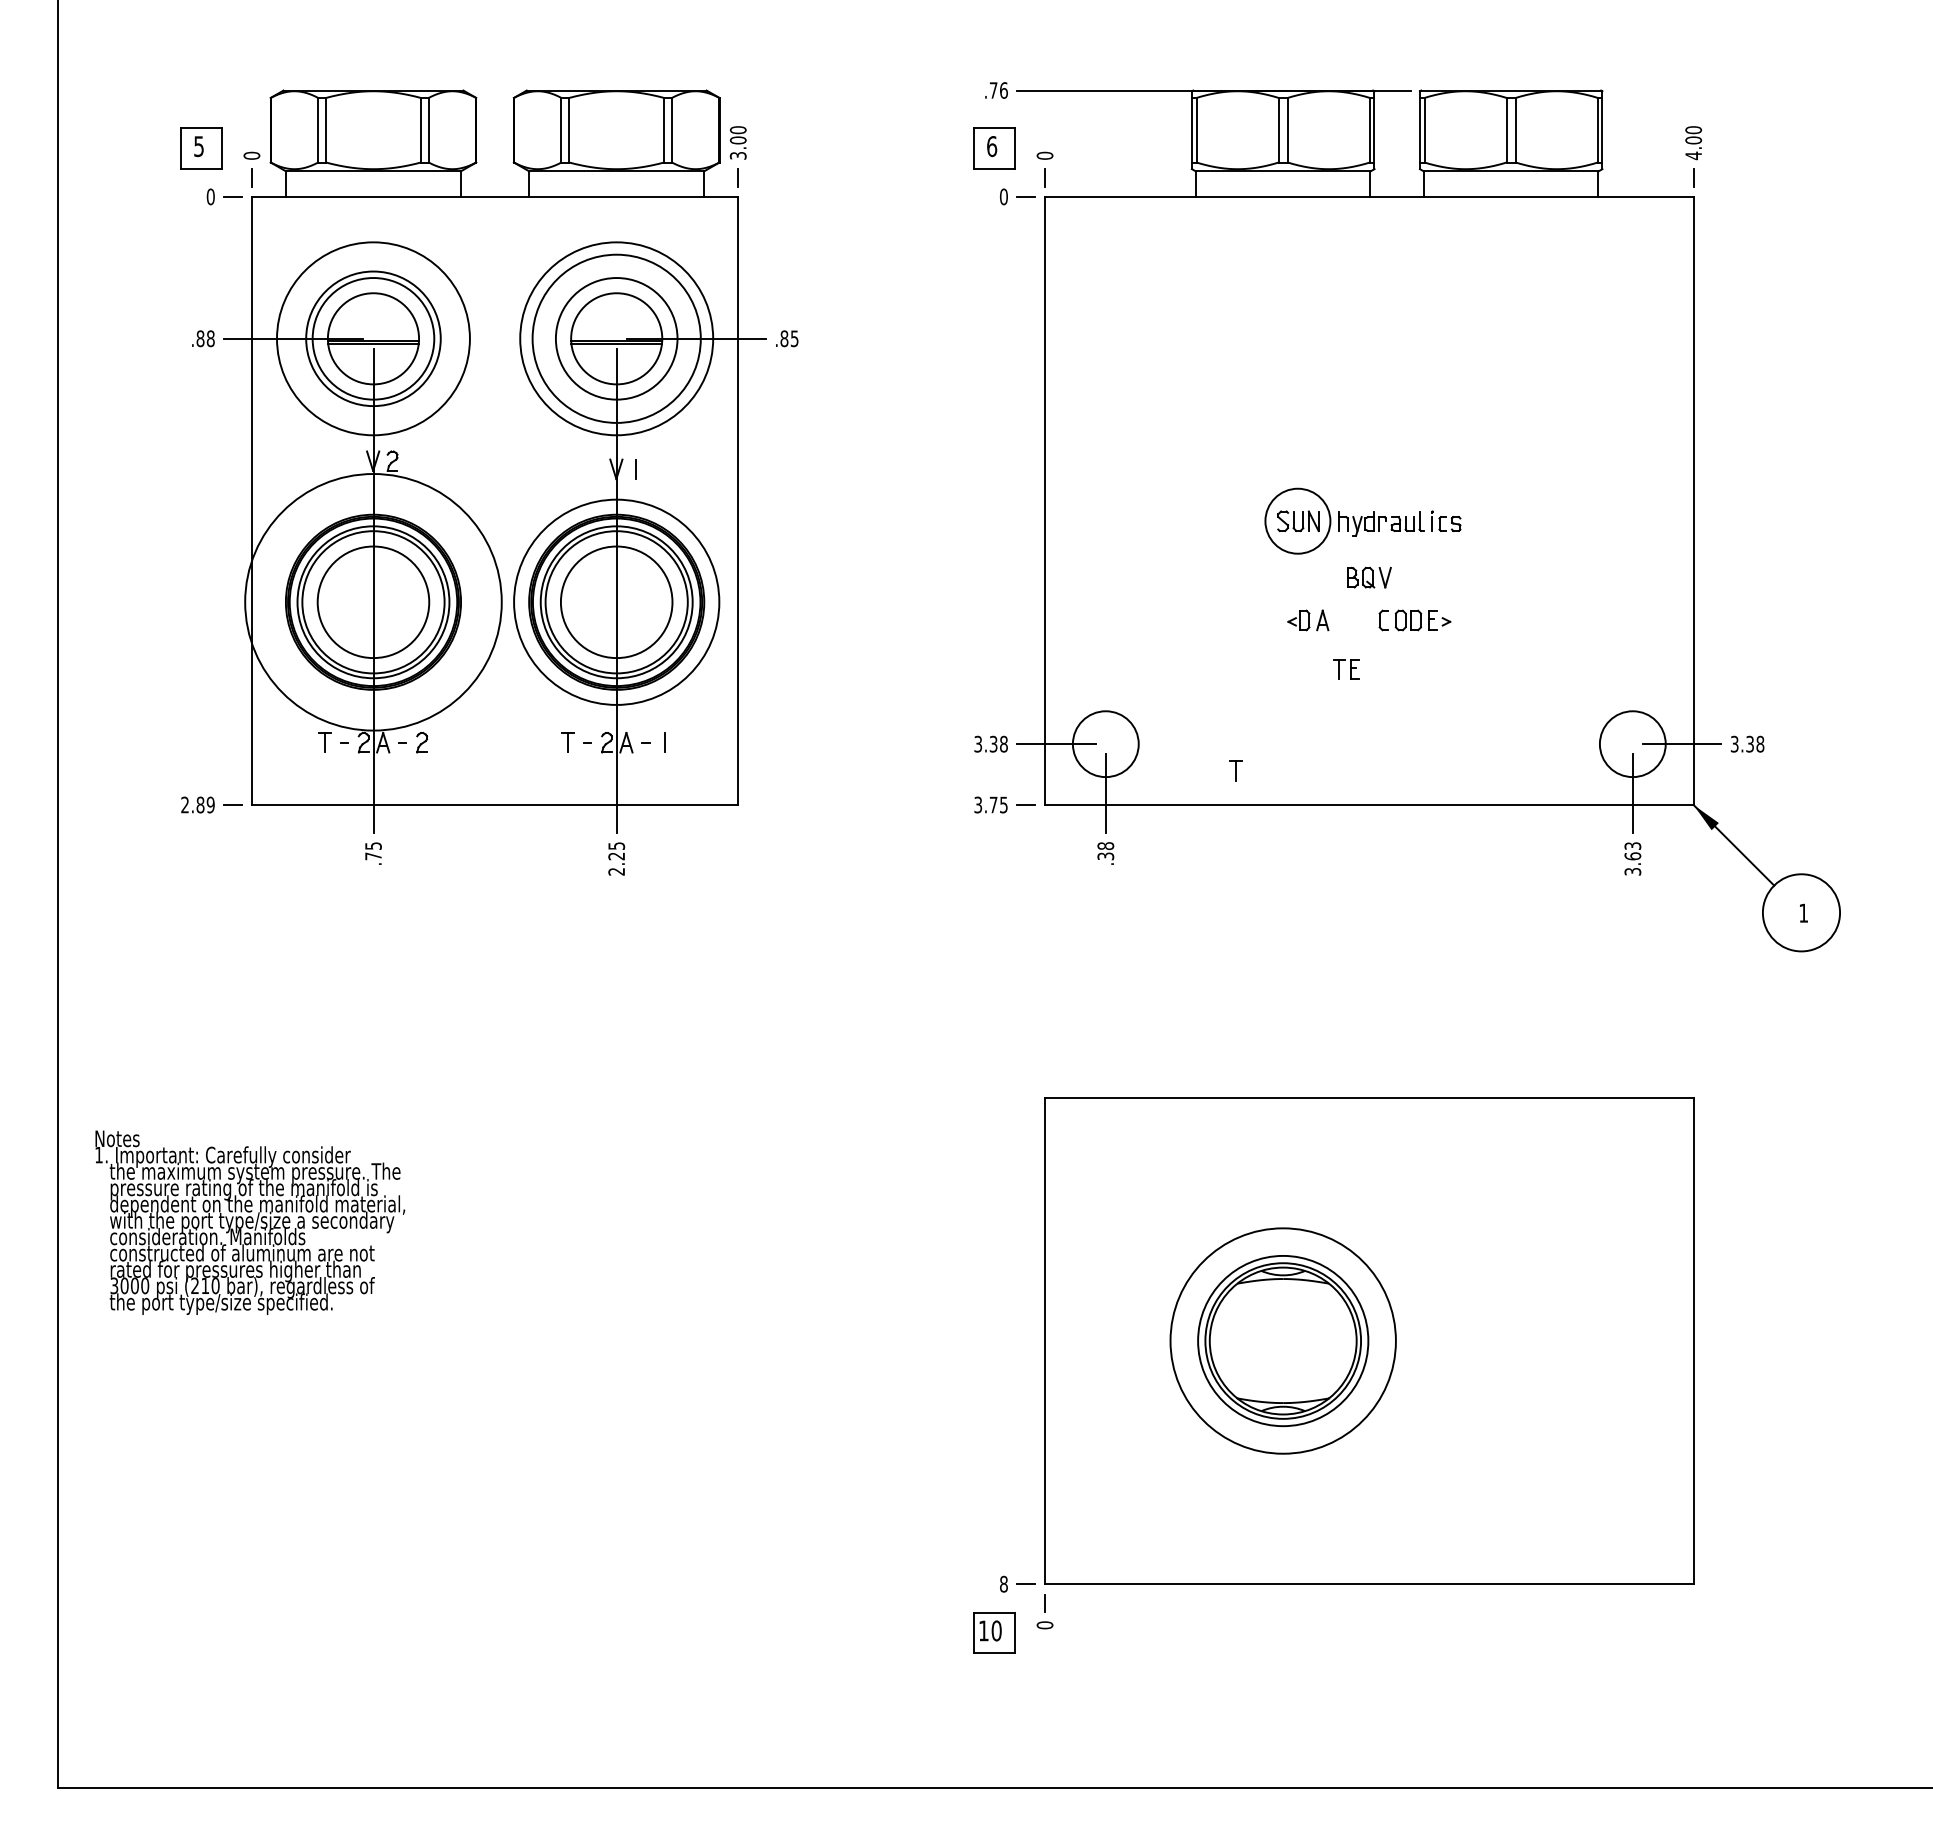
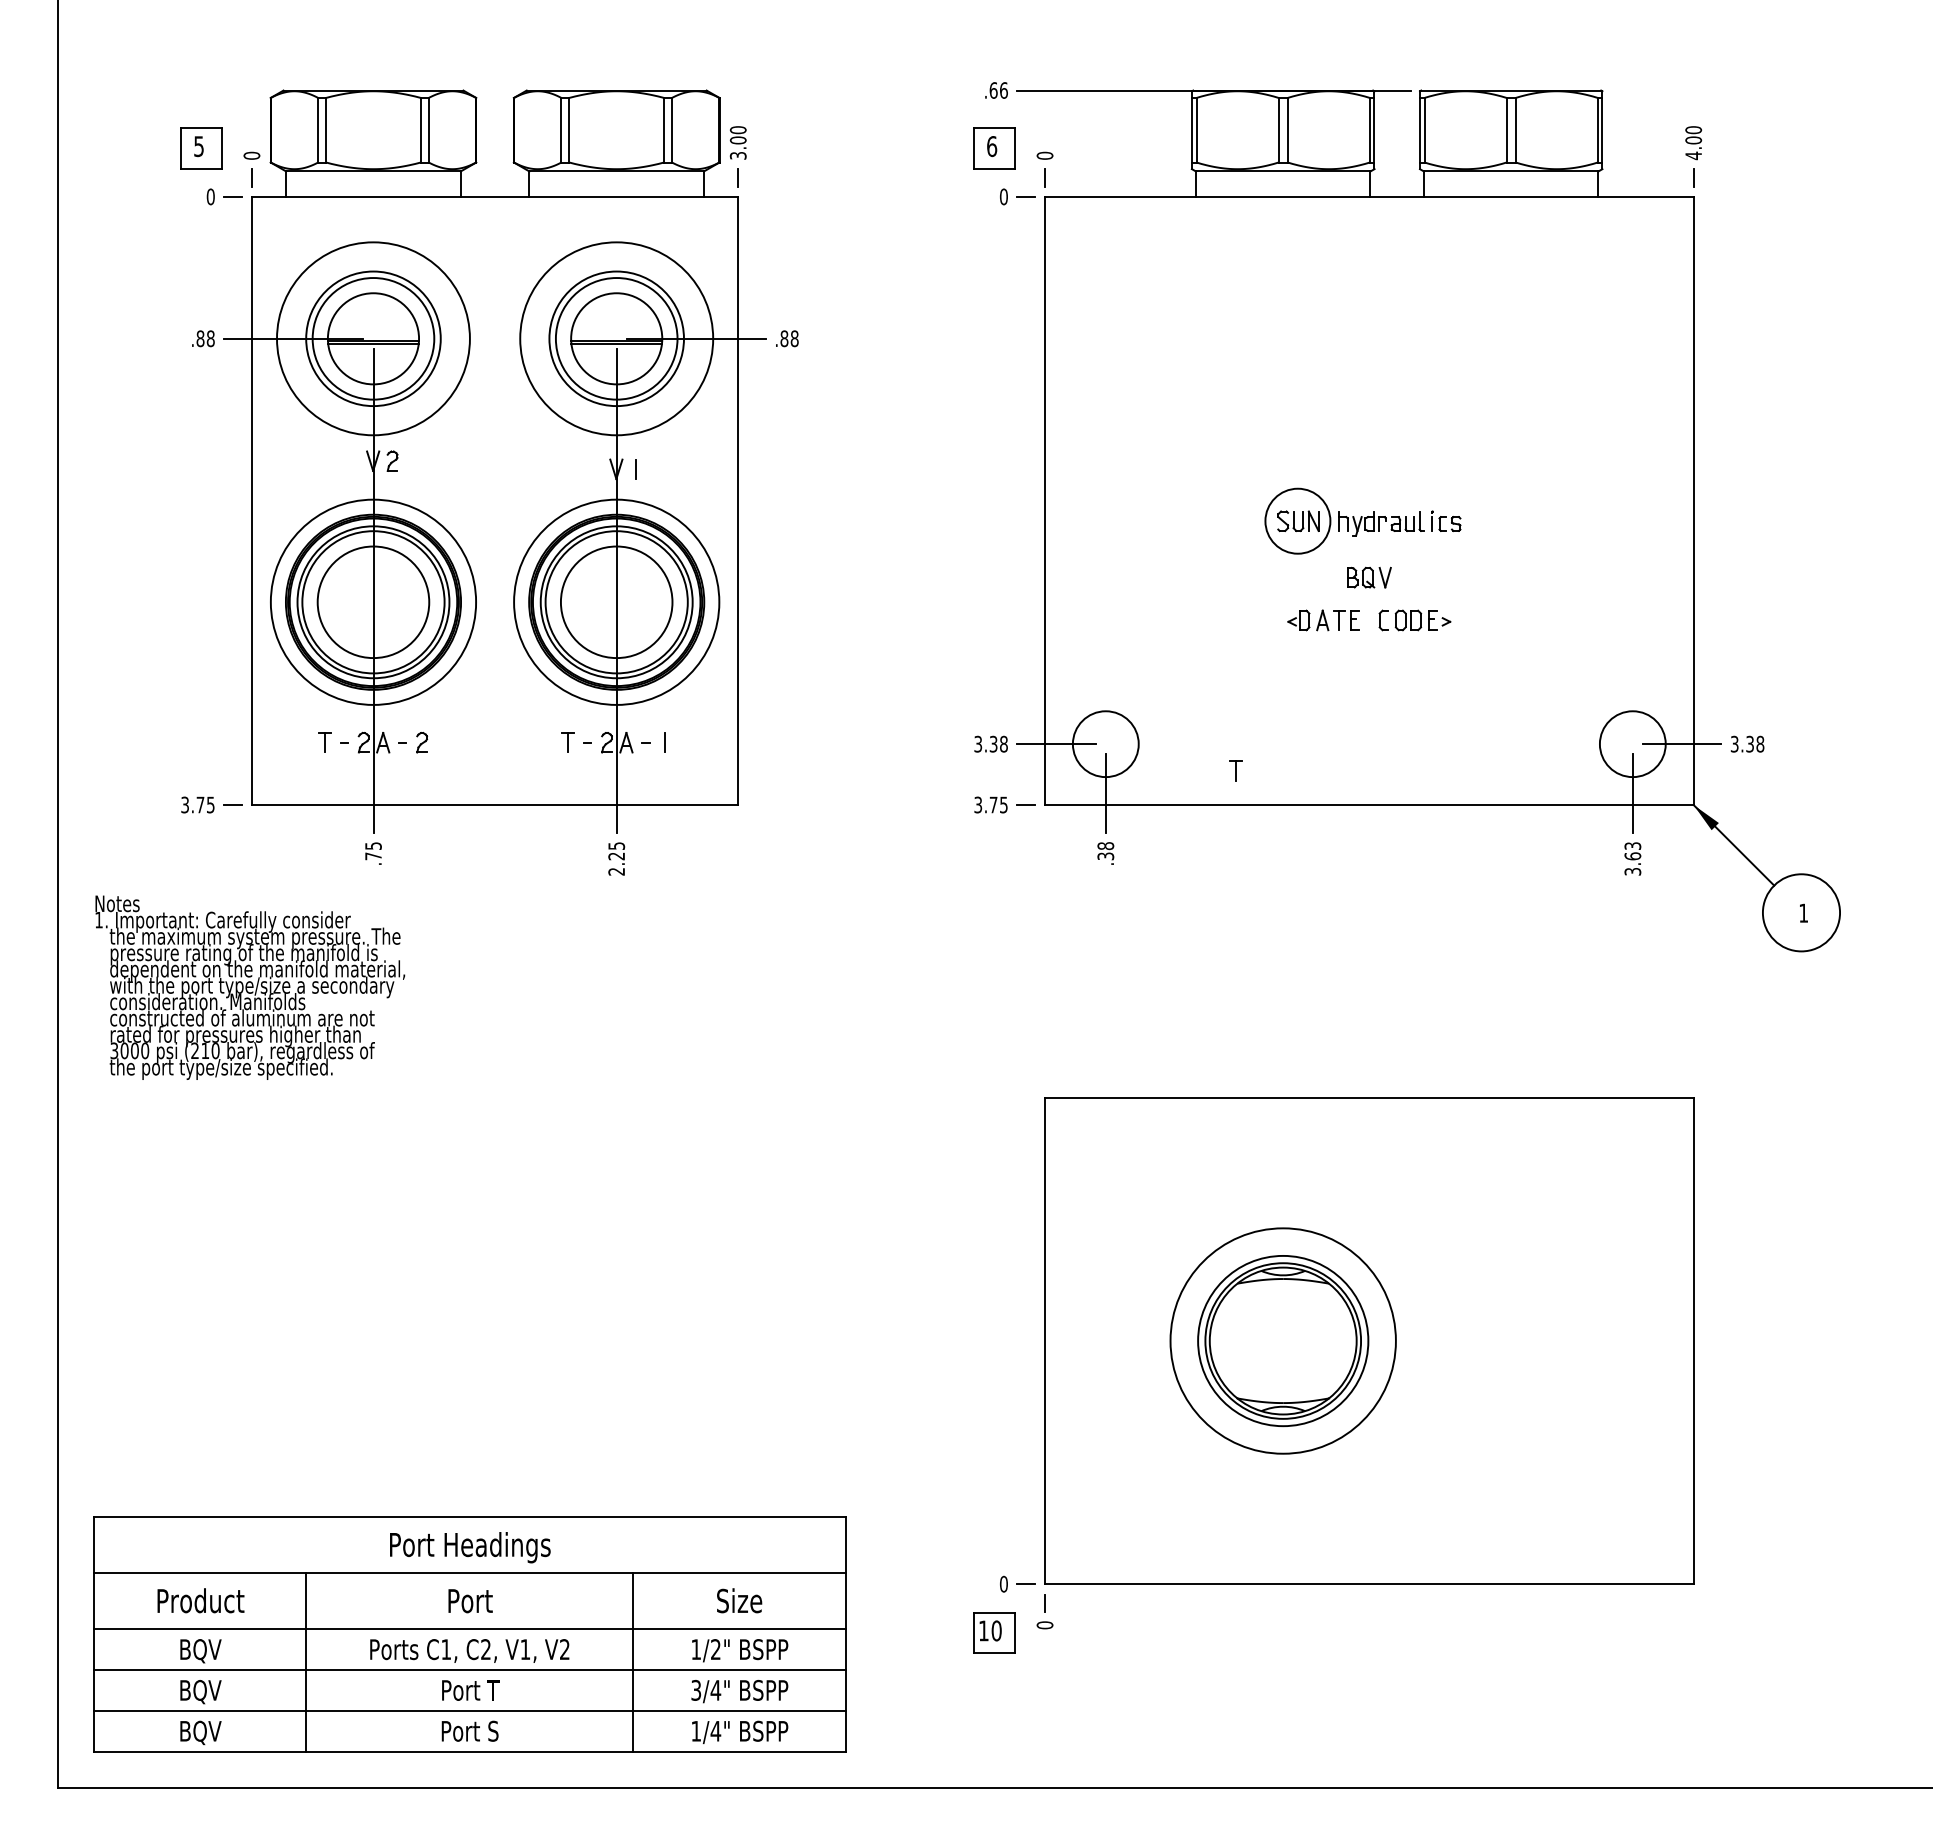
text: .76 -> .66 (993, 90)
circle diameter: 168 px -> 135 px (616, 338)
text: .85 -> .88 (794, 338)
circle diameter: 257 px -> 205 px (373, 601)
part position: (1346, 669) -> (1346, 620) (1346, 620)
text: 2.89 -> 3.75 (197, 804)
text position: (250, 1222) -> (250, 987) (250, 987)
text: 8 -> 0 (1003, 1584)
part: none -> present (469, 1634)
